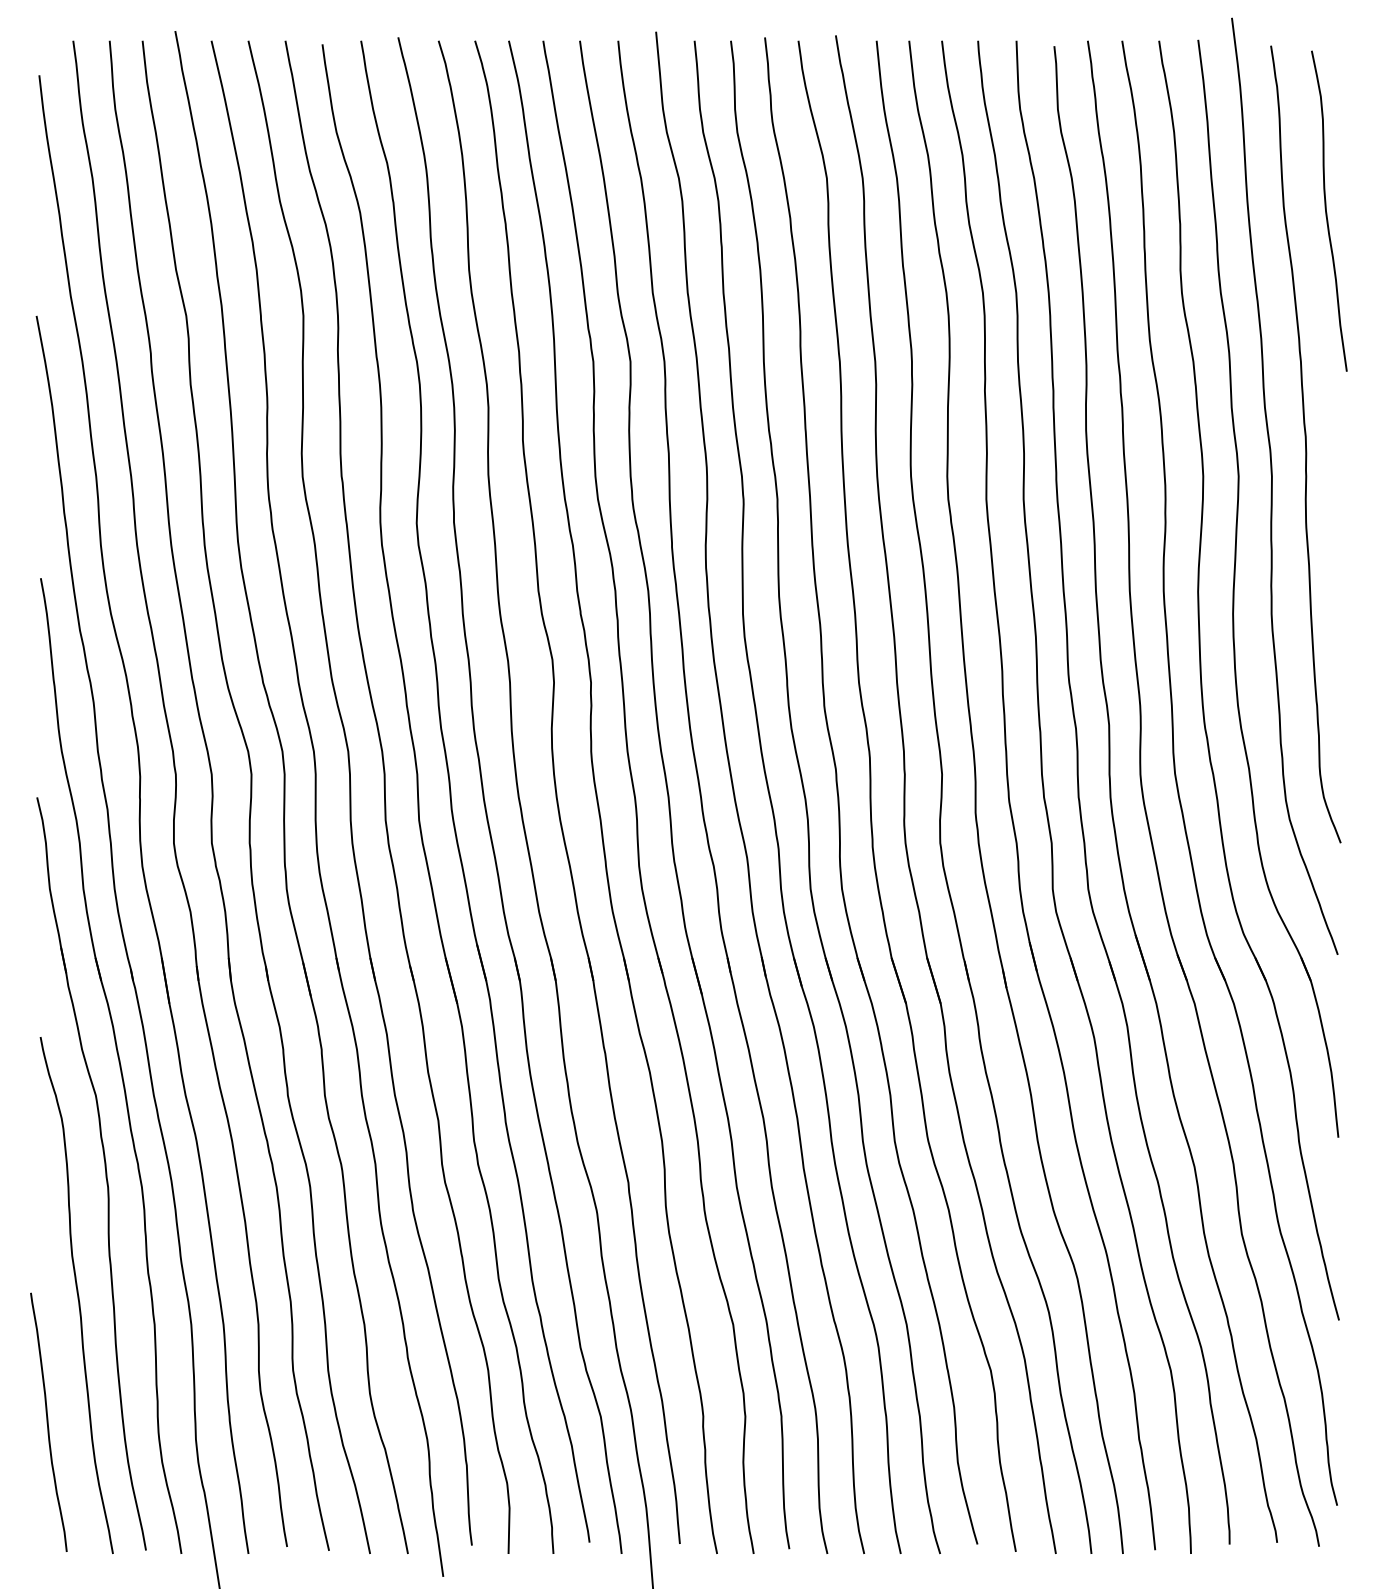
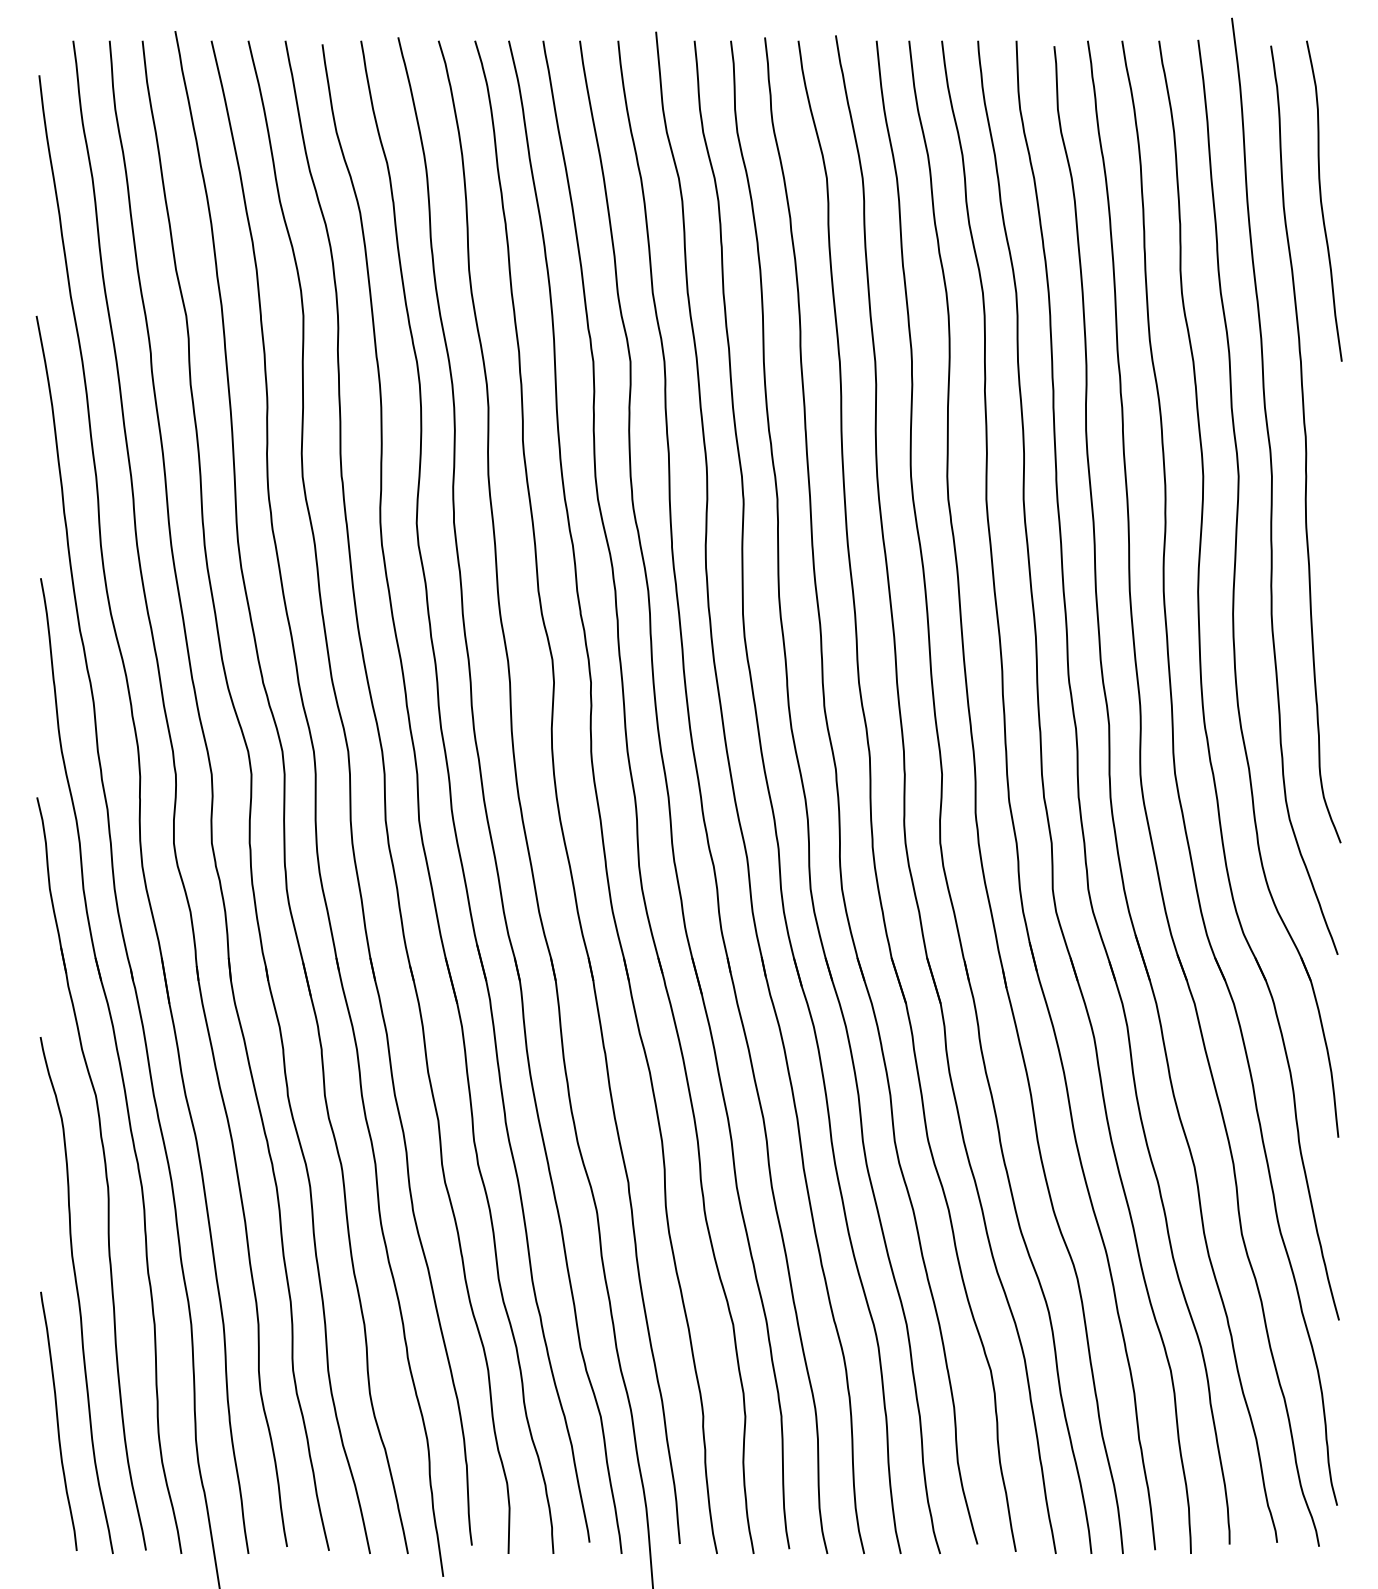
curve position: (1327, 212) -> (1322, 202) (1322, 202)
curve position: (48, 1421) -> (58, 1420) (58, 1420)
